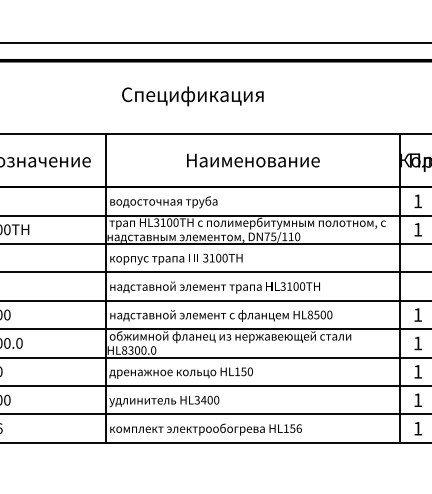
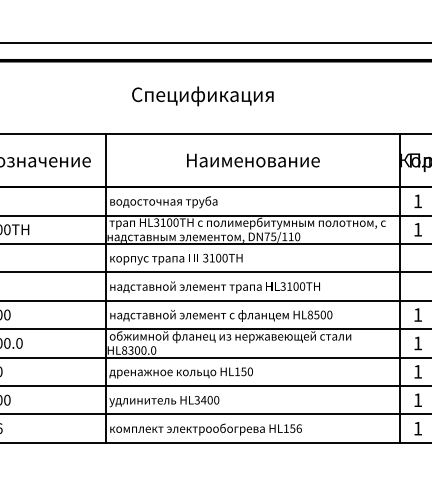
text position: (192, 96) -> (202, 96) (202, 96)
